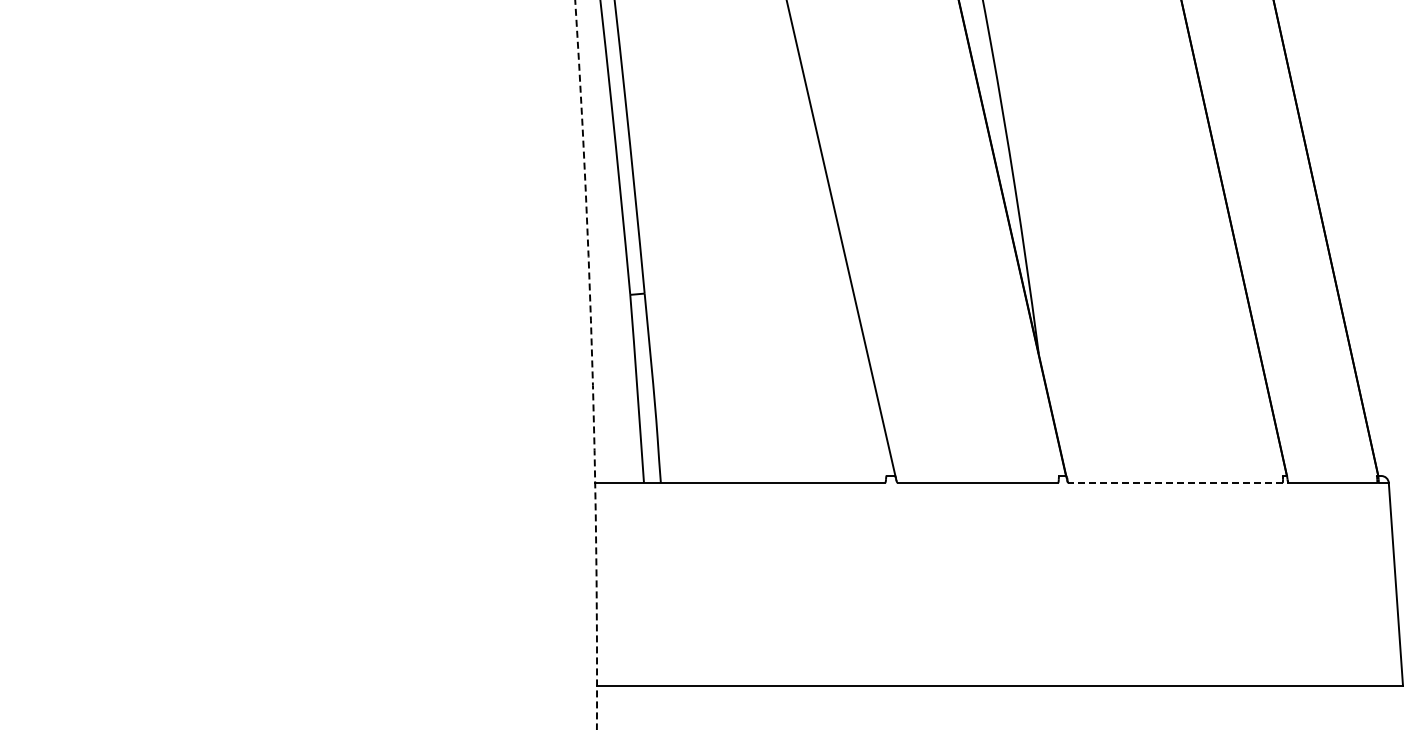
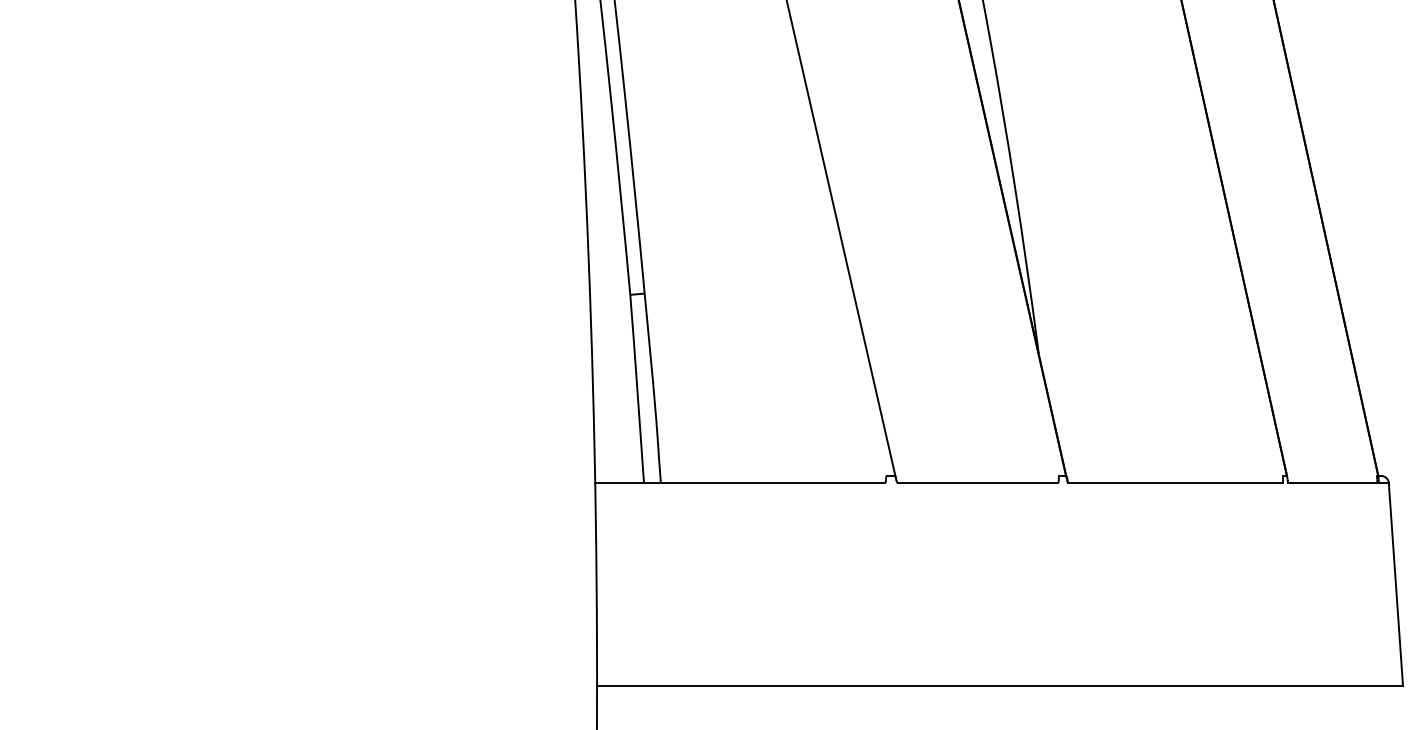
arc: dashed -> solid (592, 364)
line: dashed -> solid (1174, 482)
